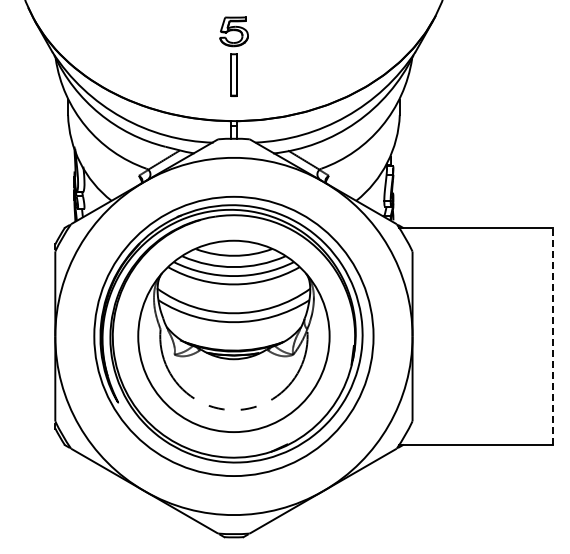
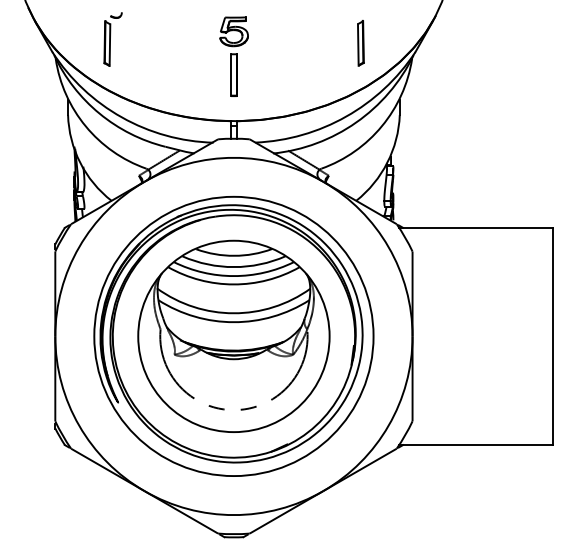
part: none -> present (112, 39)
part: none -> present (360, 43)
line: dashed -> solid (552, 335)
